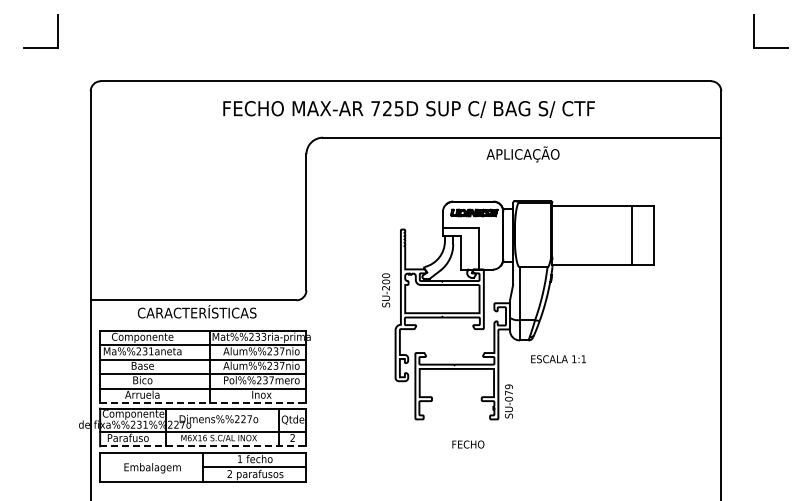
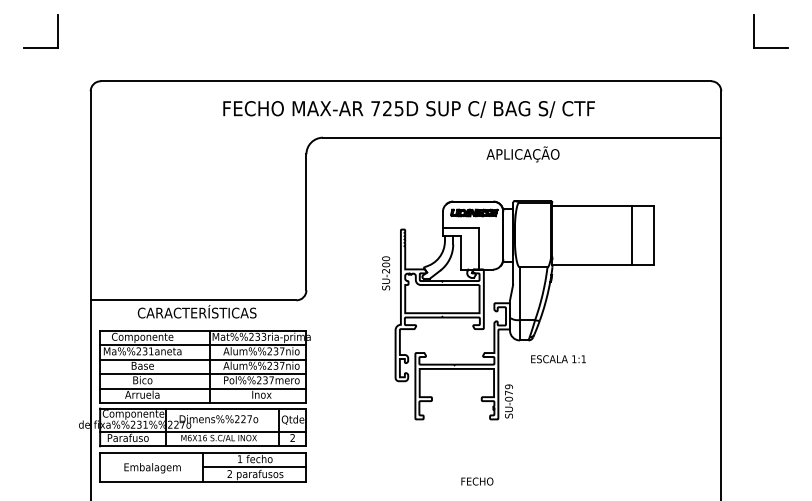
text position: (386, 290) -> (386, 273) (386, 273)
line: dashed -> solid (203, 403)
text position: (468, 444) -> (477, 481) (477, 481)
line: dashed -> solid (203, 446)
